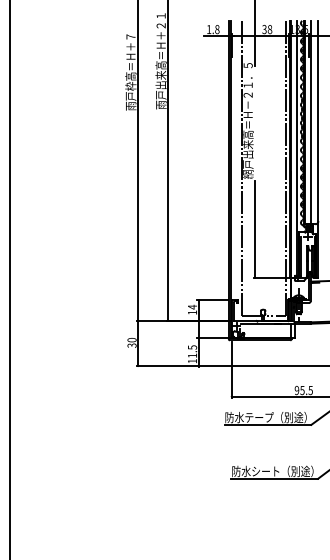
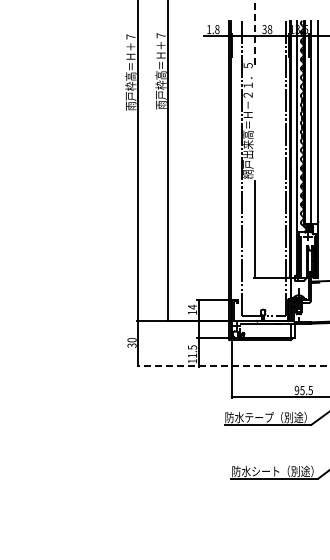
line: solid -> dashed (255, 33)
text: 雨戸出来高＝Ｈ＋２１ -> 雨戸枠高＝Ｈ＋７ (160, 51)
line: present -> none (10, 279)
line: solid -> dashed (232, 366)
